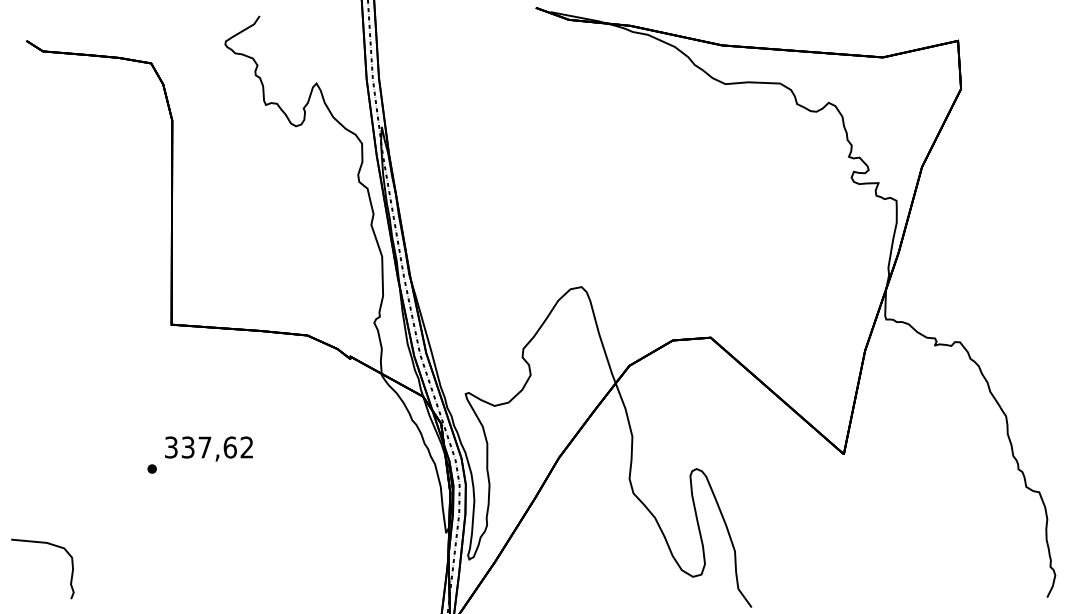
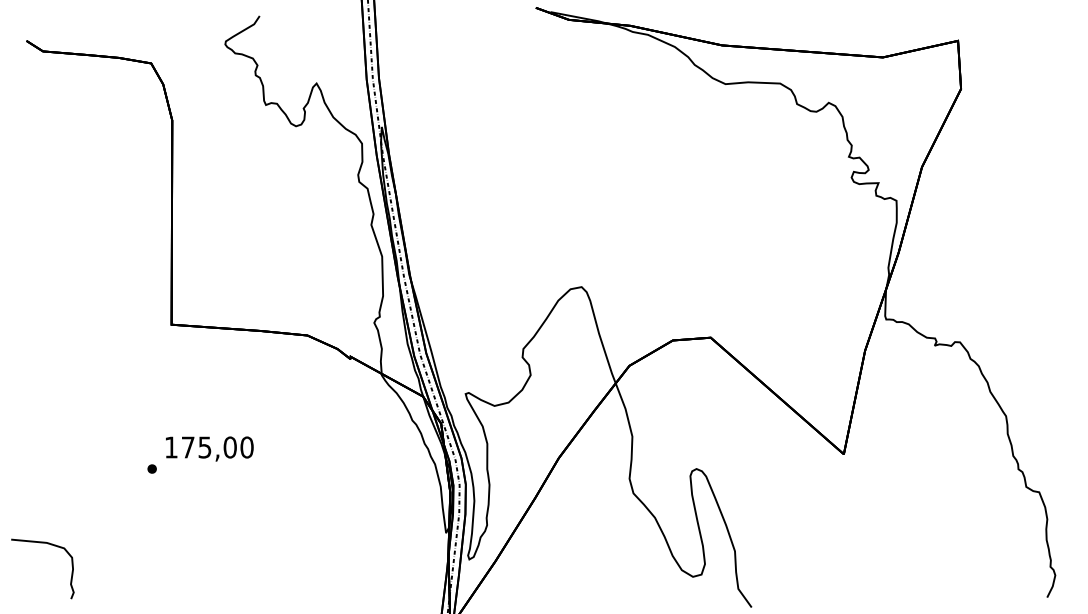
text: 337,62 -> 175,00 (209, 447)
